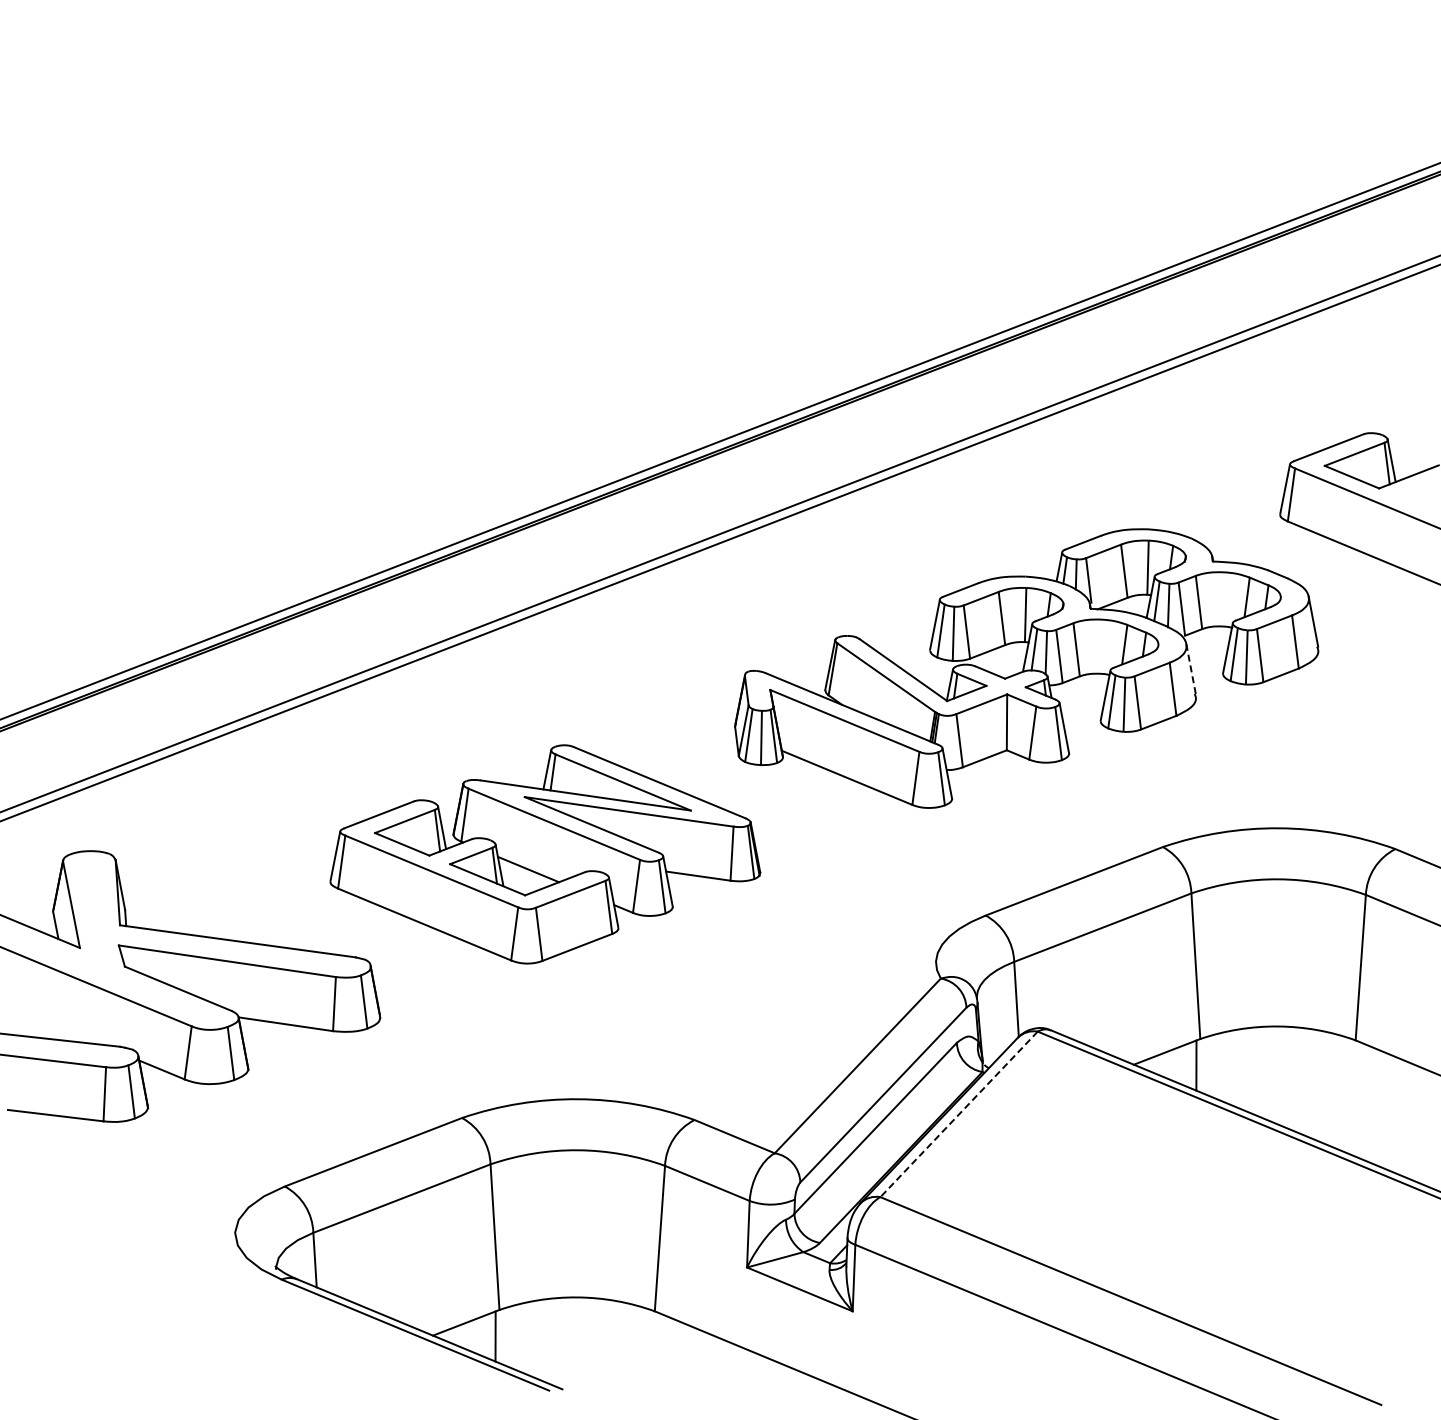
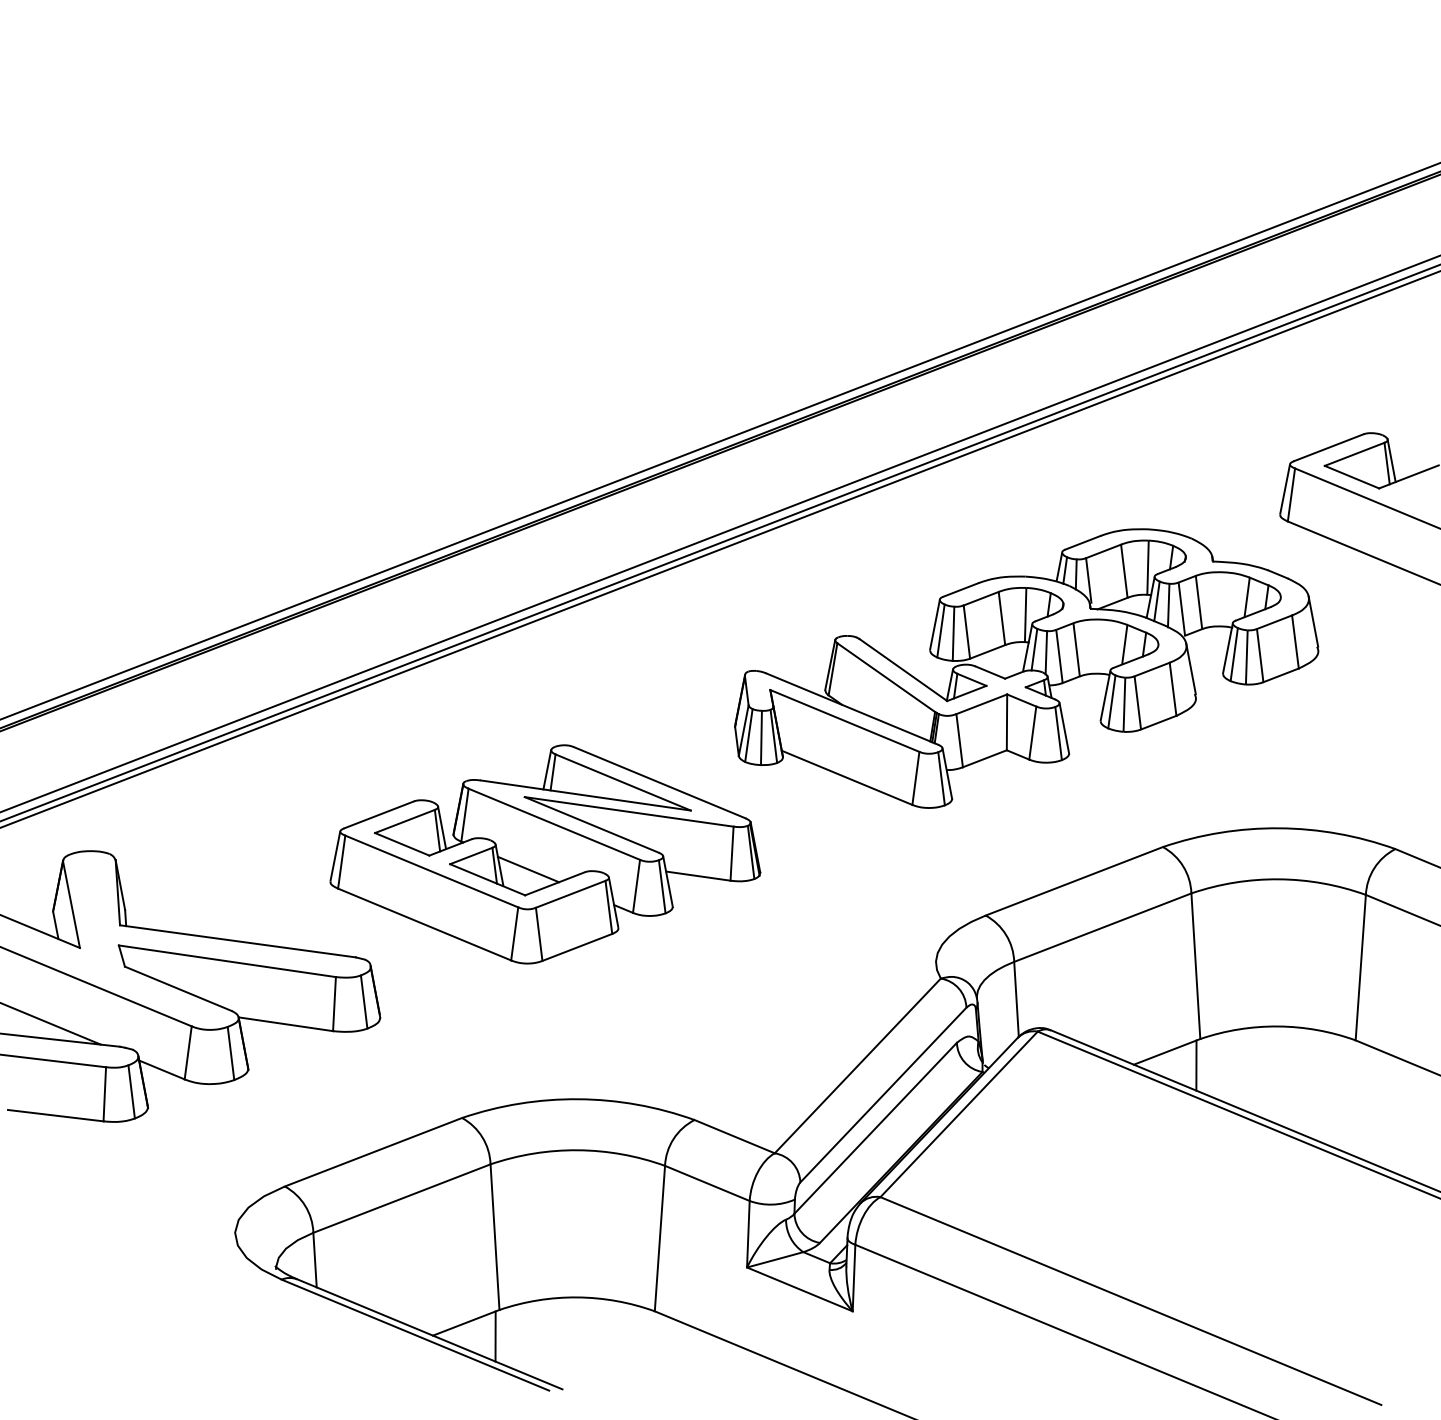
line: none -> present (719, 549)
line: dashed -> solid (1190, 668)
line: none -> present (51, 1023)
line: dashed -> solid (958, 1114)
